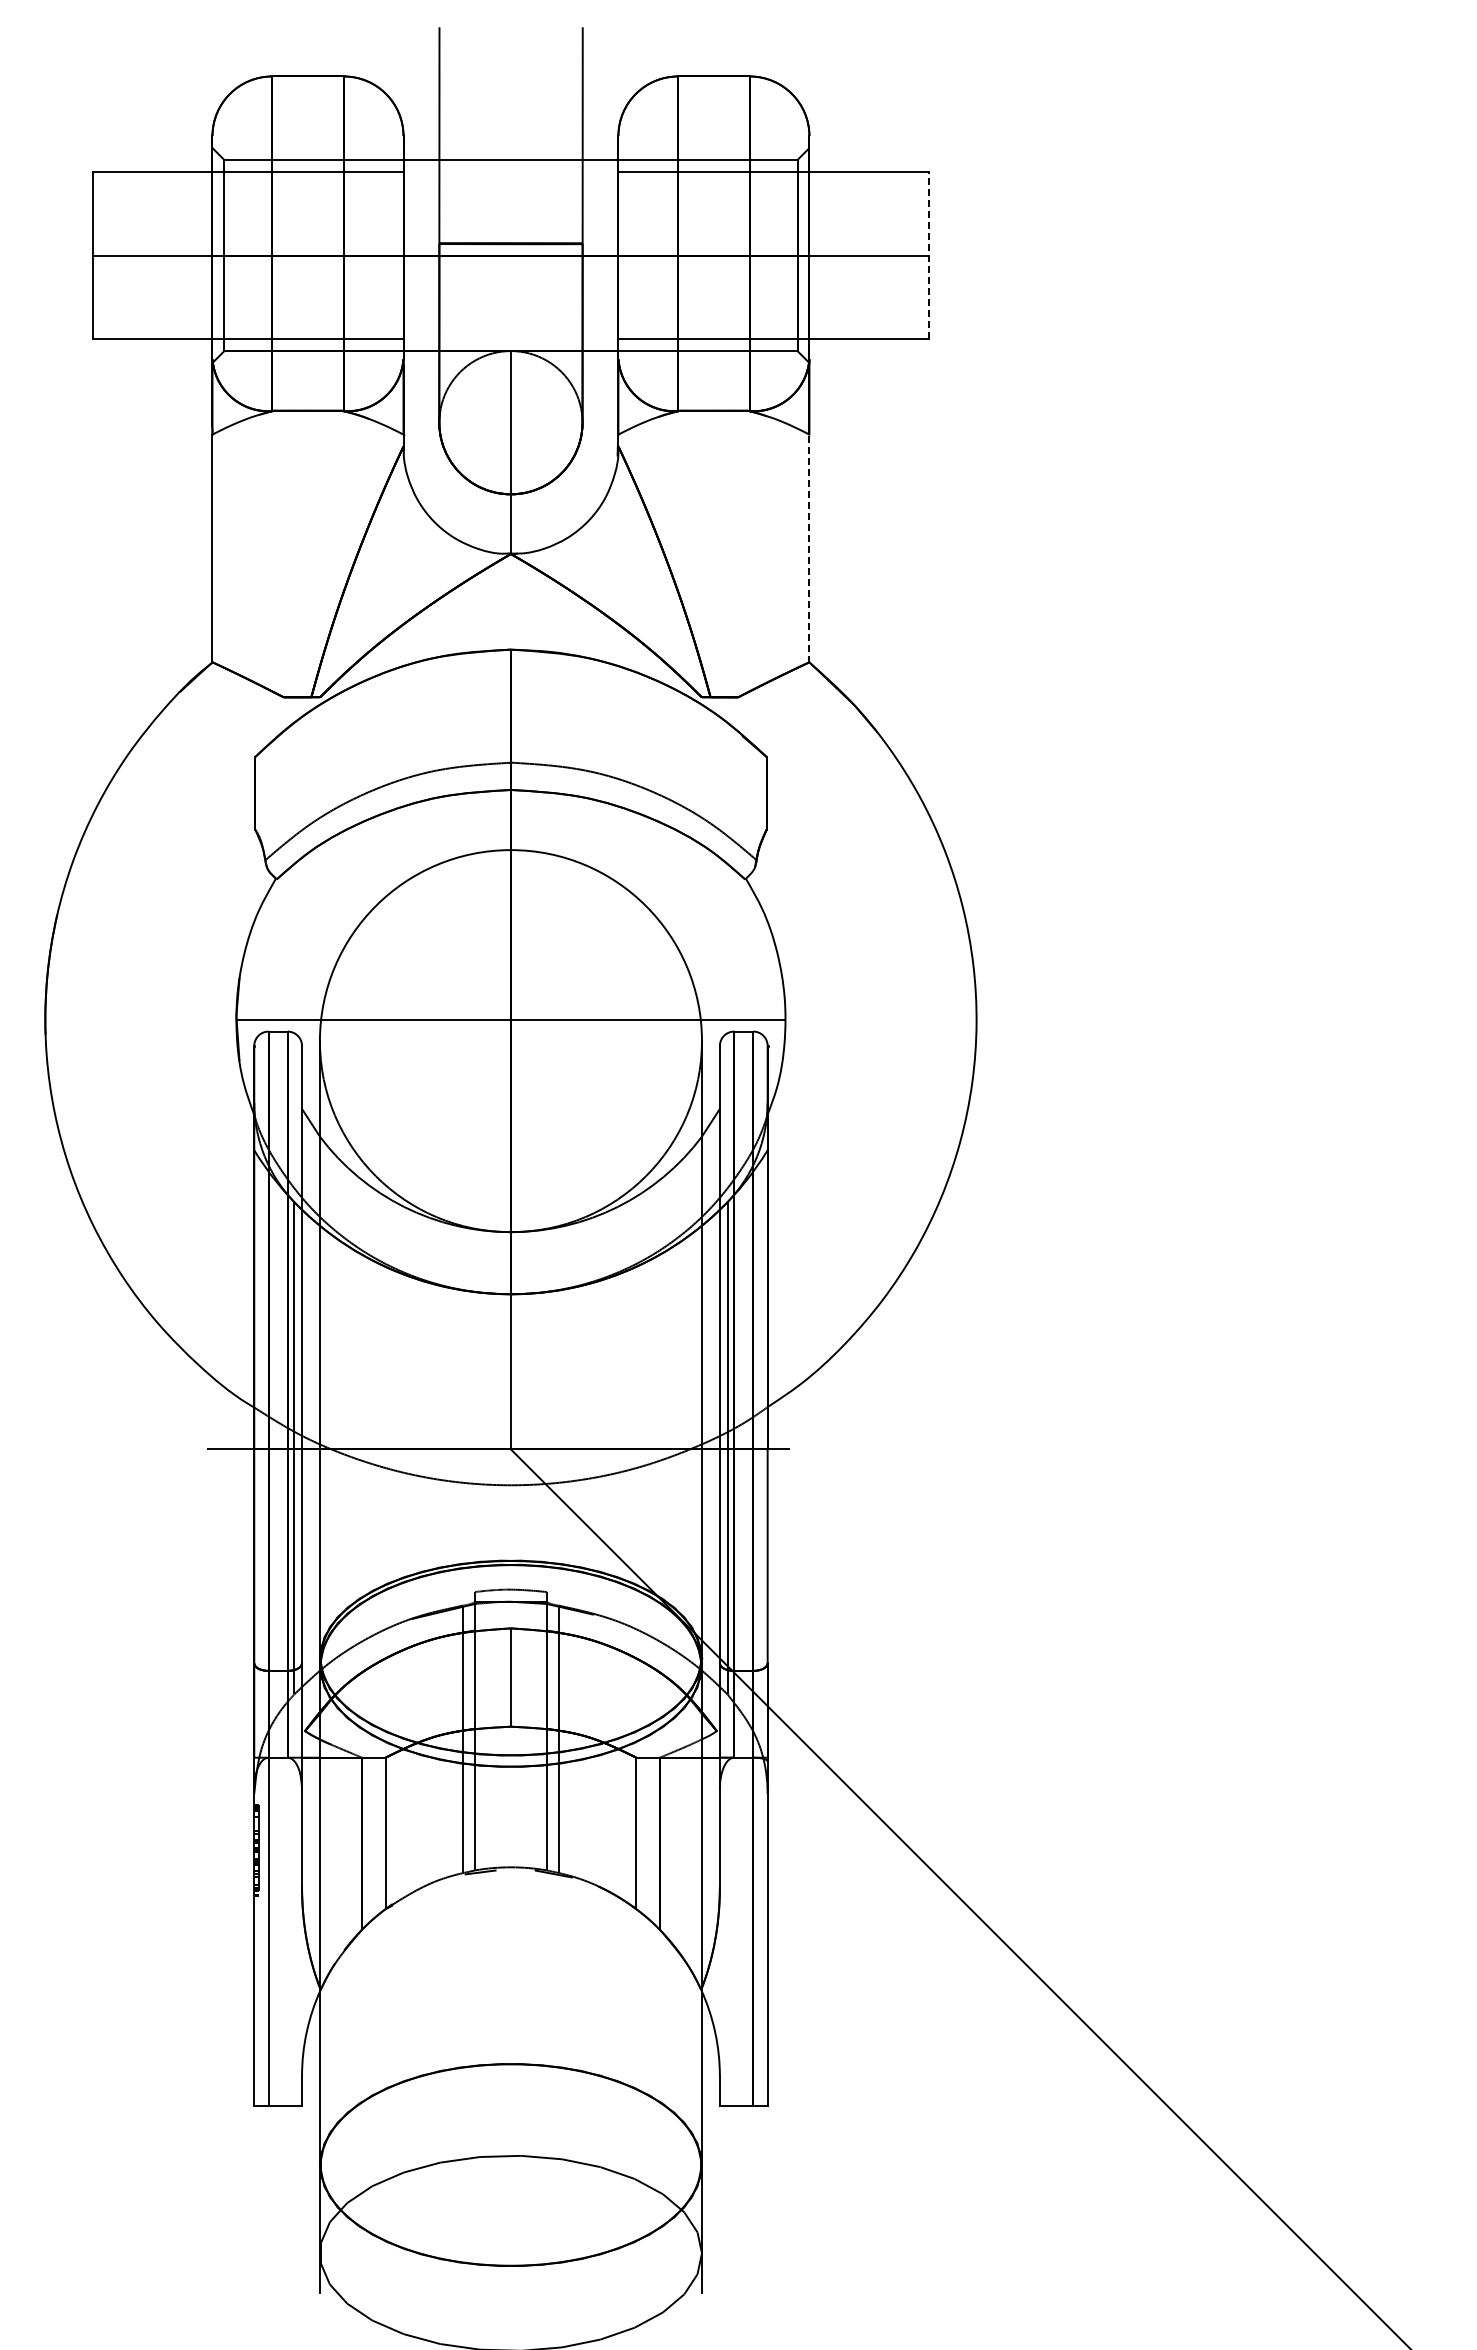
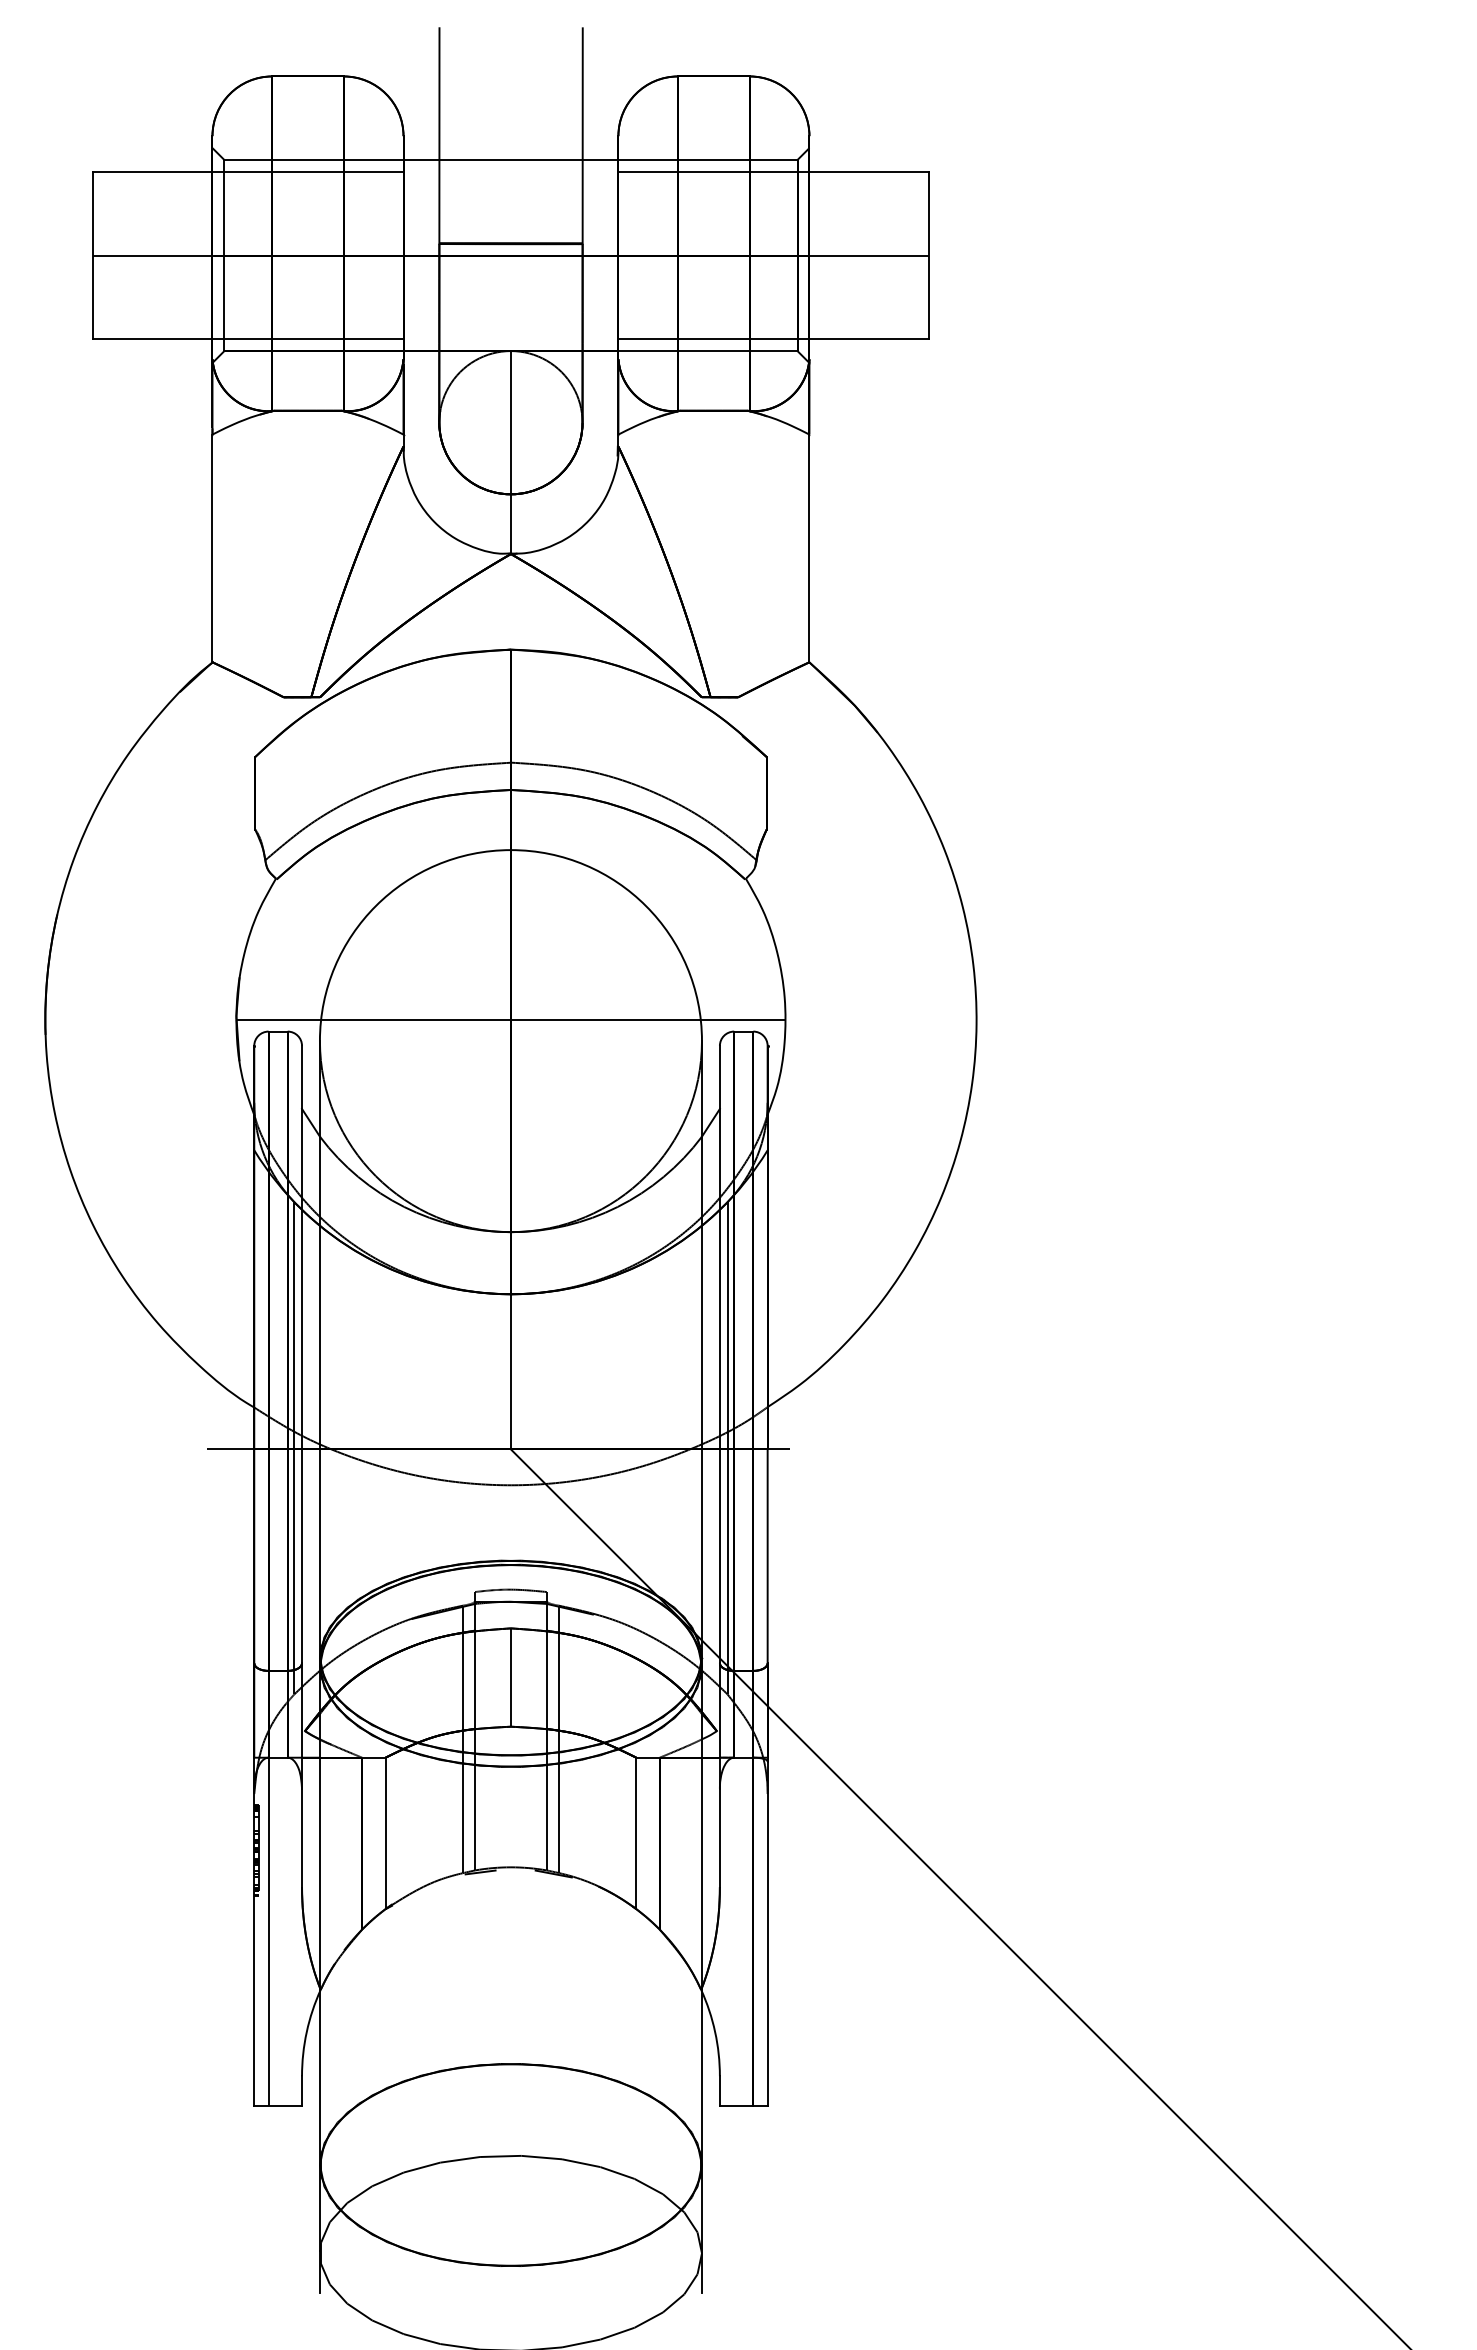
line: dashed -> solid (928, 255)
line: dashed -> solid (809, 548)
